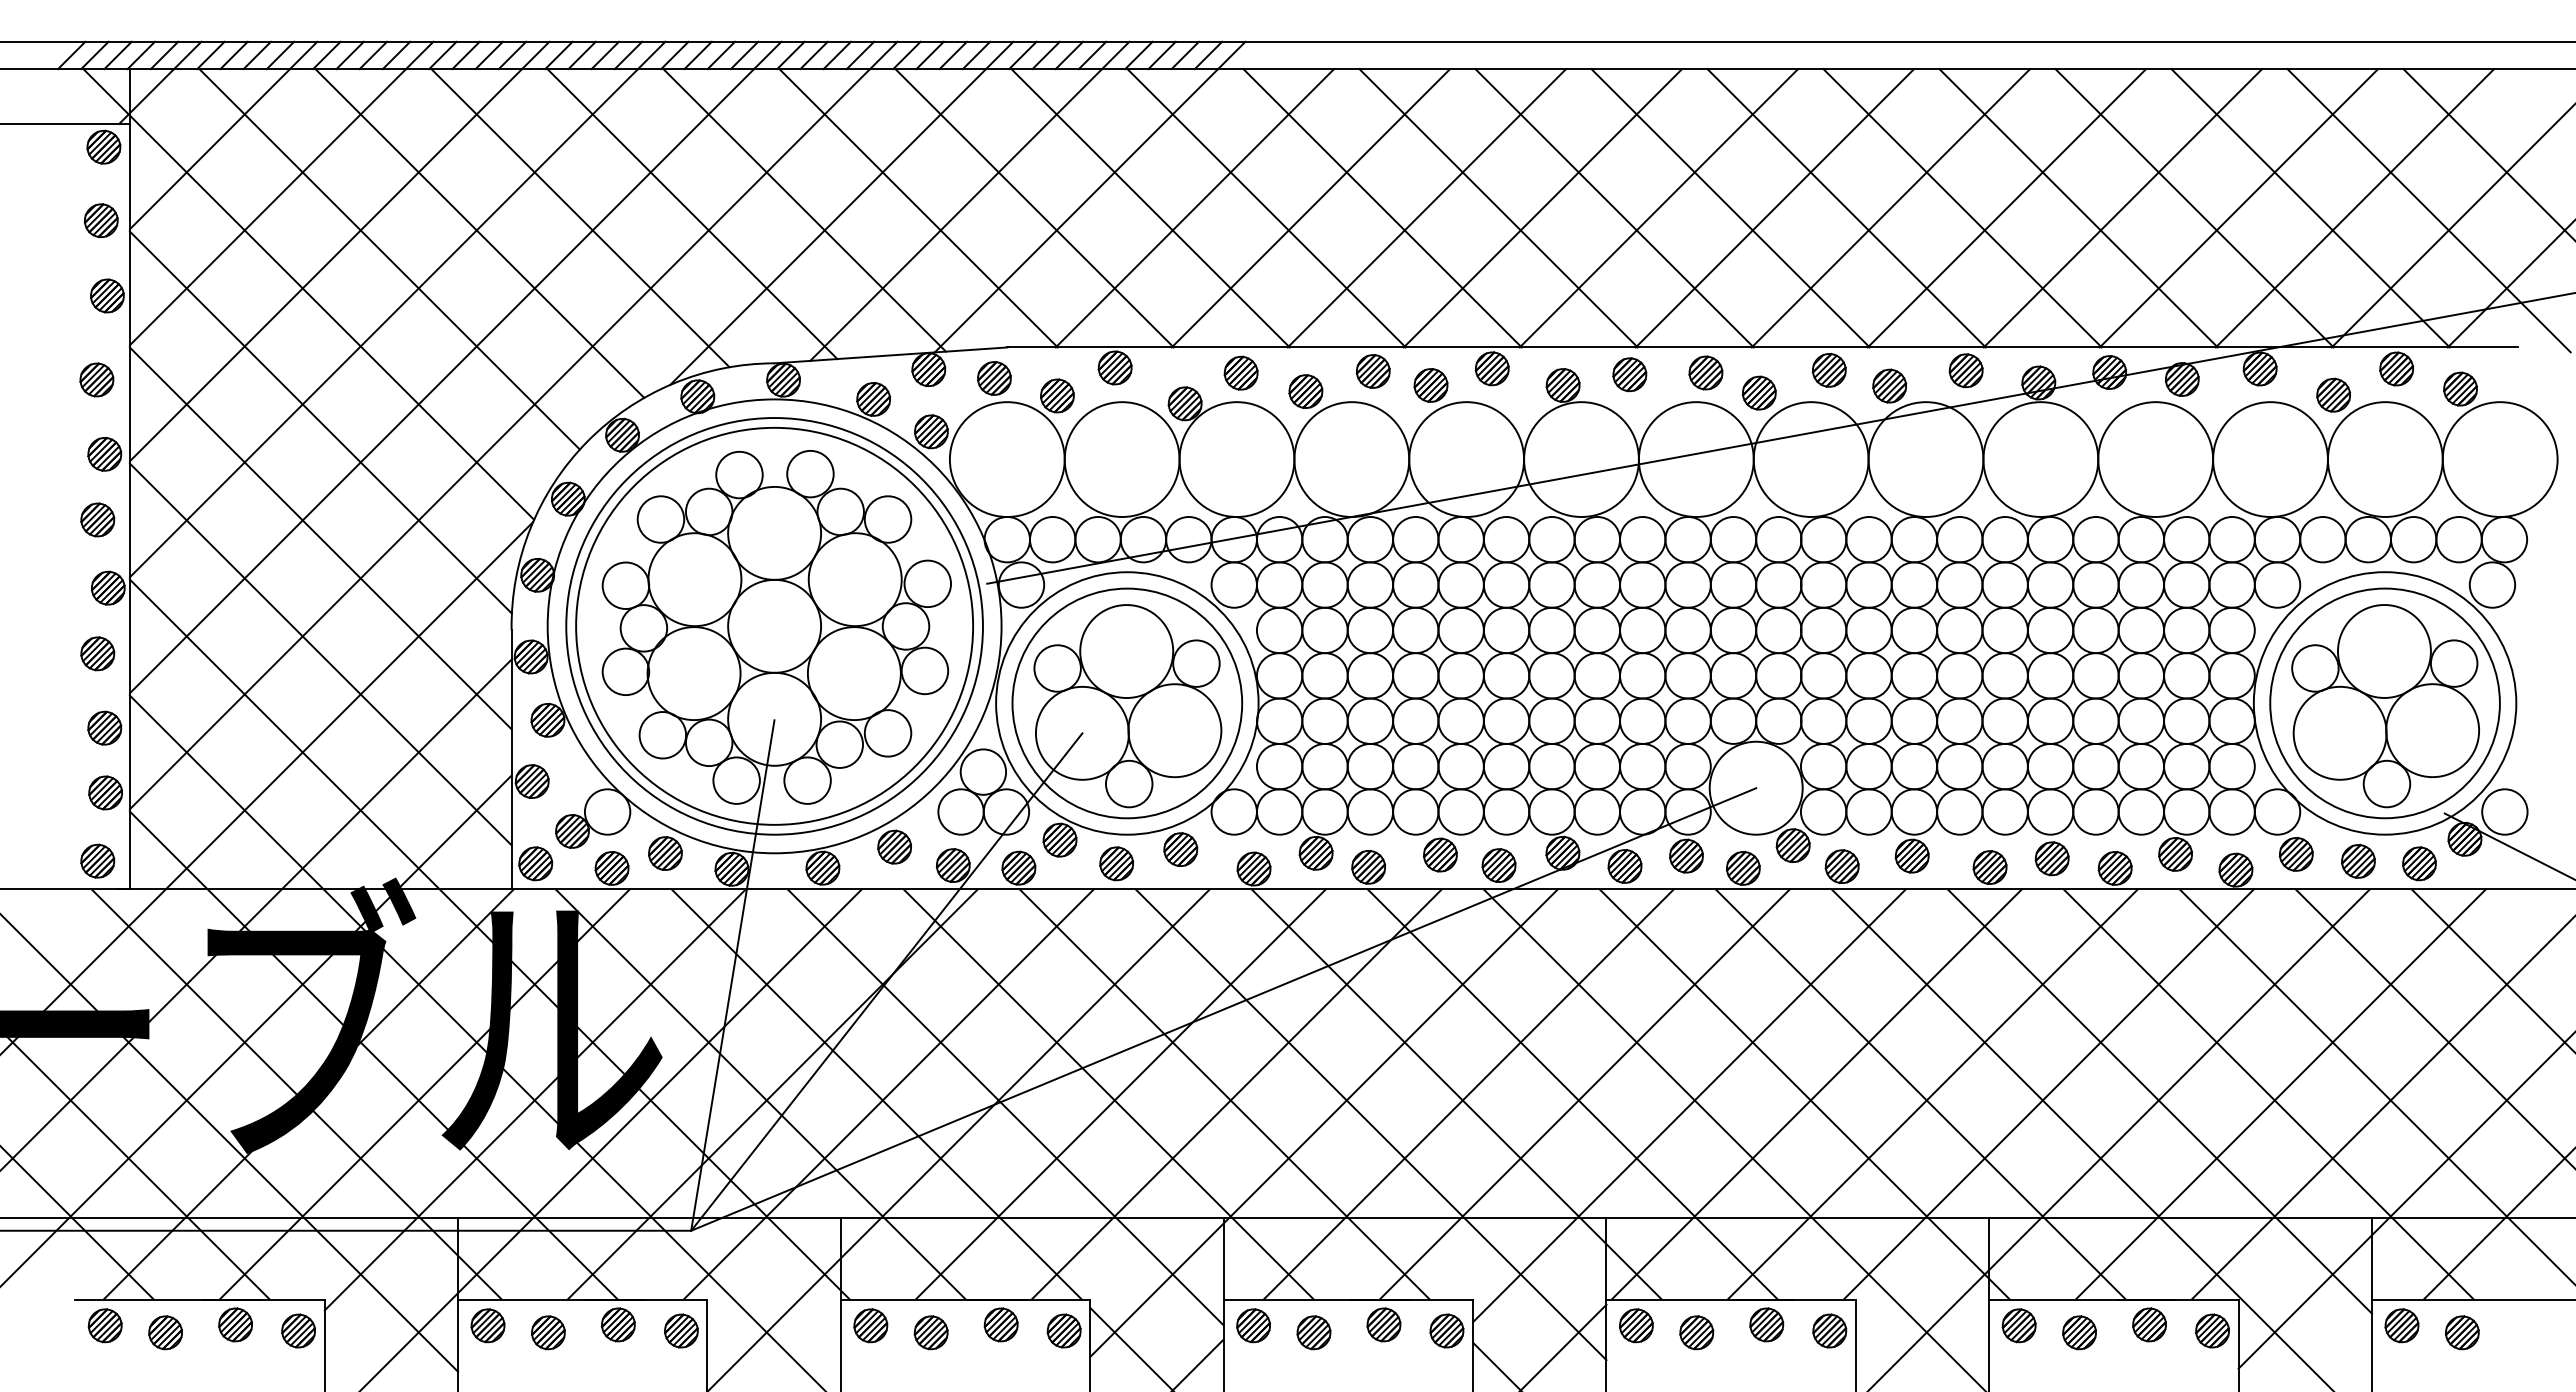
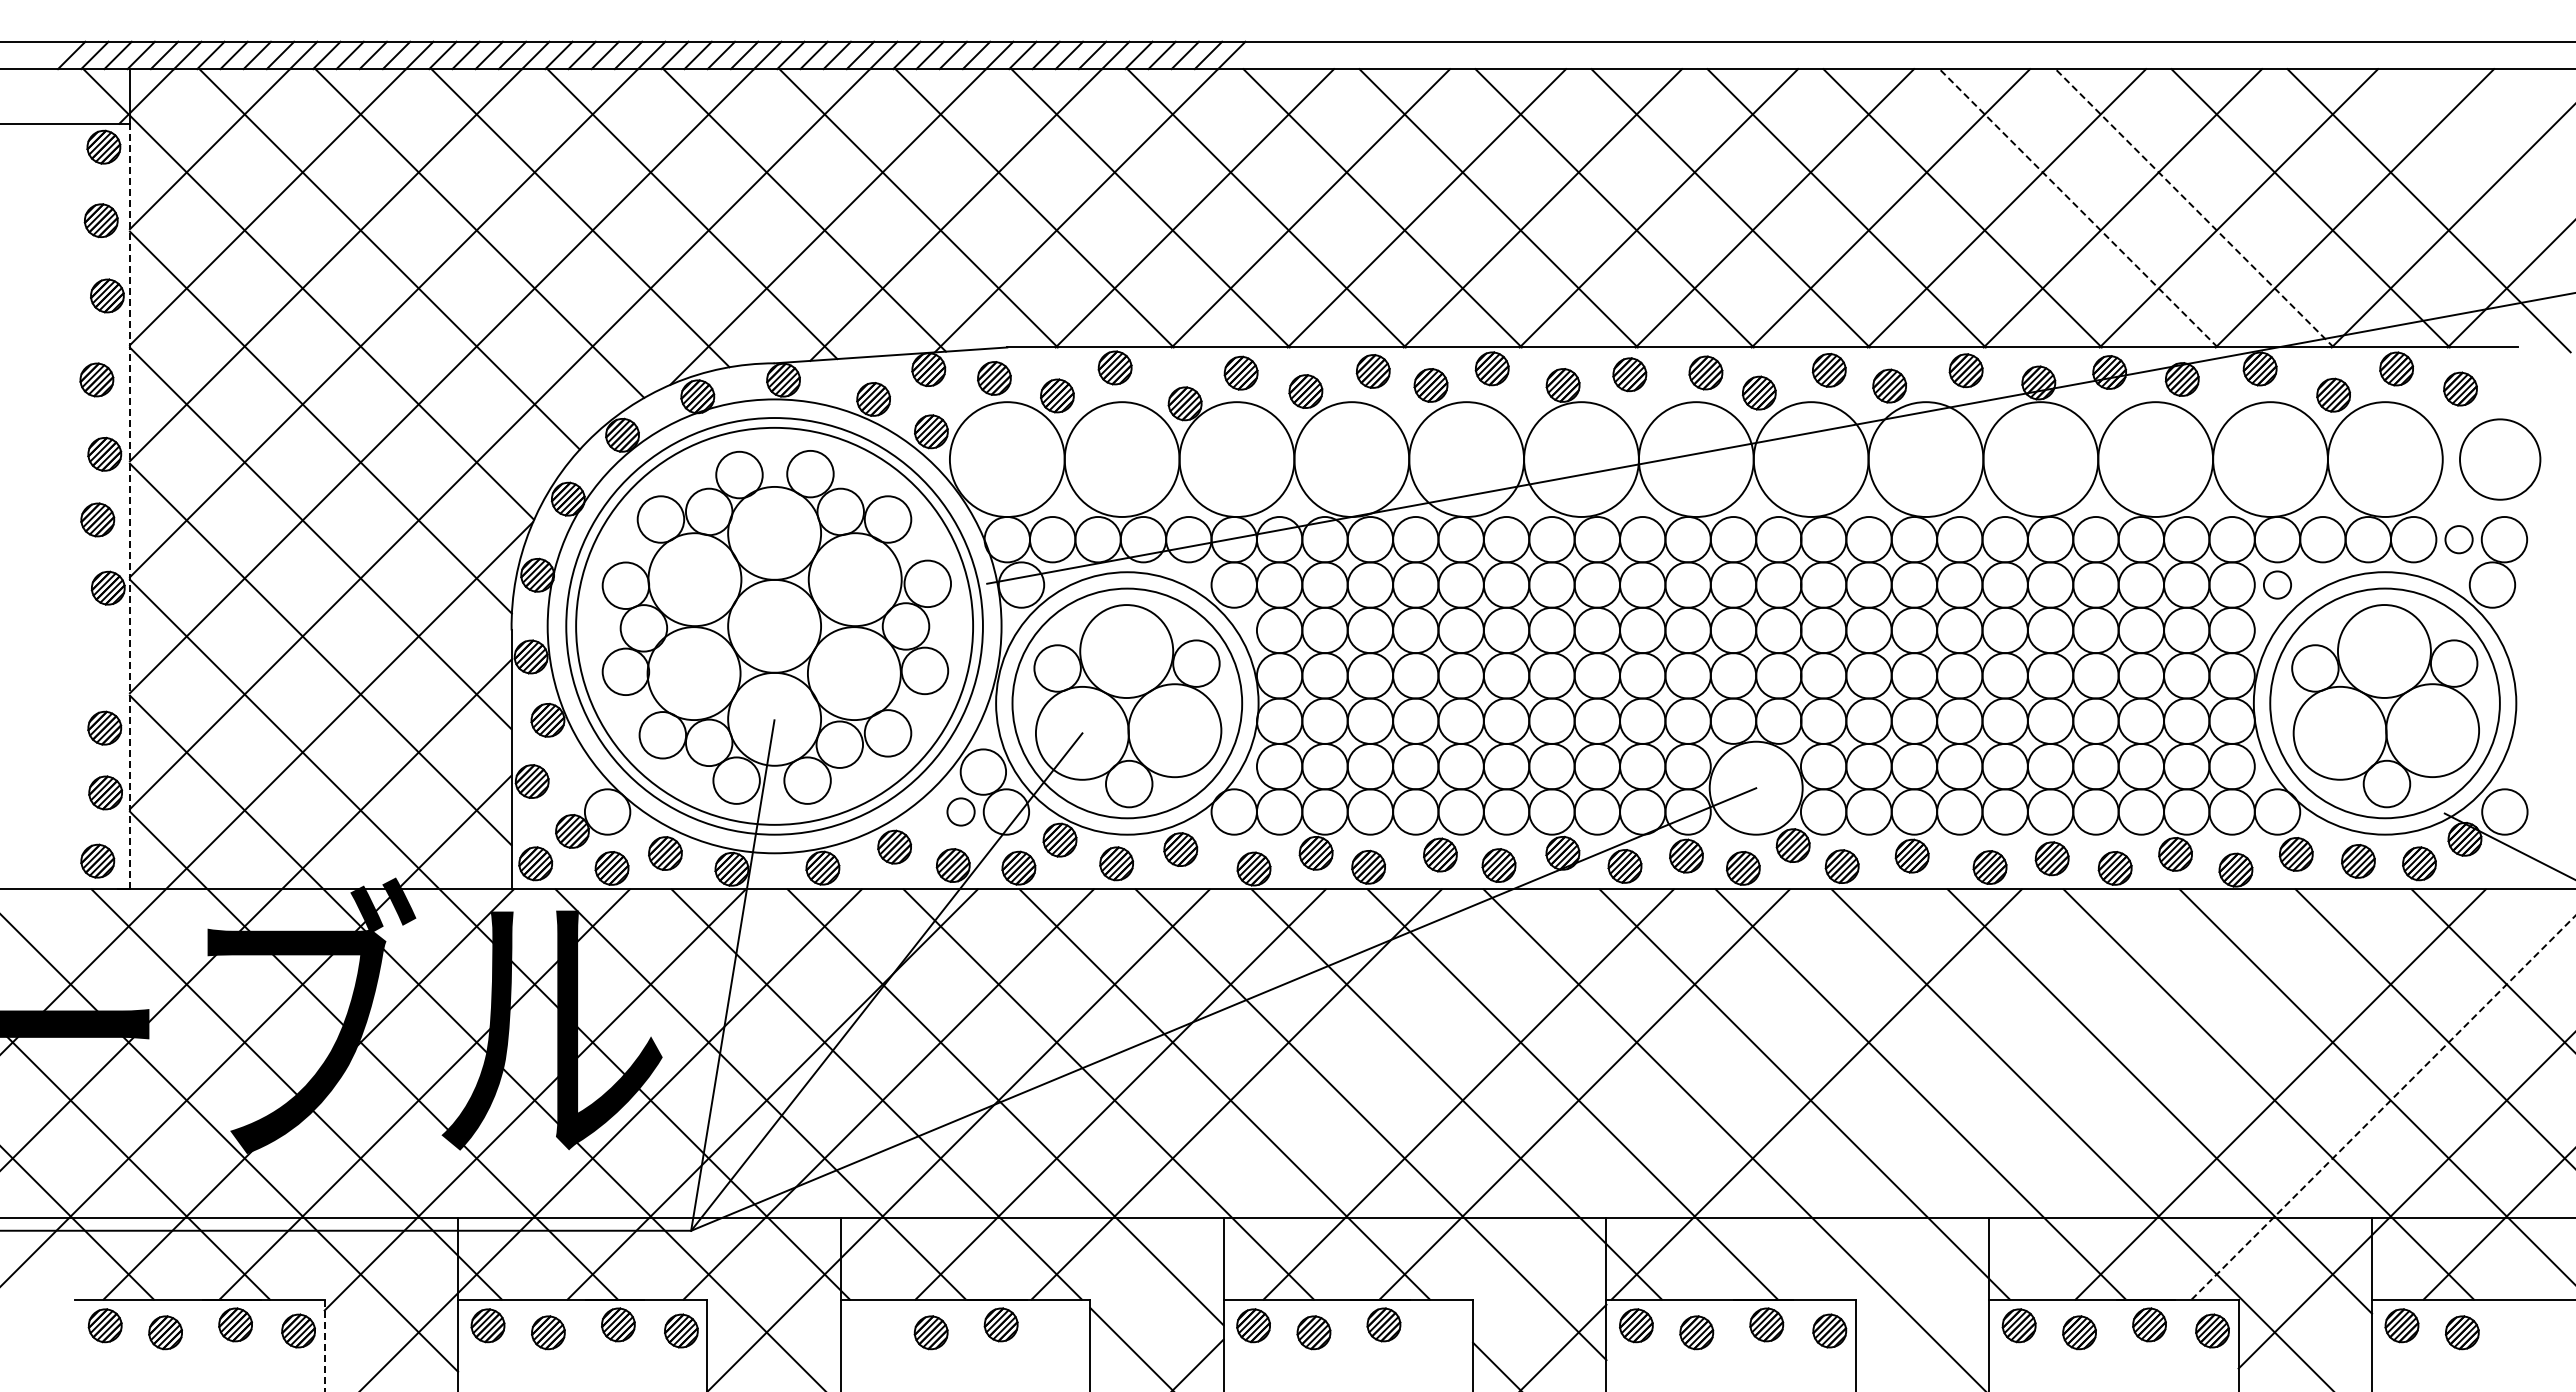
line: present -> none (2487, 153)
line: solid -> dashed (2078, 208)
line: solid -> dashed (2194, 208)
circle diameter: 115 px -> 80 px (2500, 459)
line: solid -> dashed (129, 506)
circle diameter: 45 px -> 27 px (2458, 539)
circle diameter: 45 px -> 27 px (2277, 584)
part: present -> none (97, 653)
circle diameter: 45 px -> 27 px (960, 811)
line: present -> none (1932, 1094)
line: present -> none (2048, 1094)
line: present -> none (1689, 1105)
line: solid -> dashed (2383, 1107)
line: present -> none (1323, 1122)
line: present -> none (2119, 1138)
part: present -> none (870, 1325)
part: present -> none (1063, 1330)
part: present -> none (1446, 1330)
line: solid -> dashed (324, 1345)
